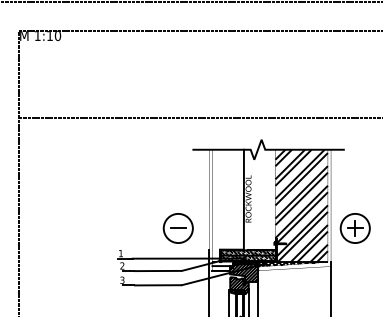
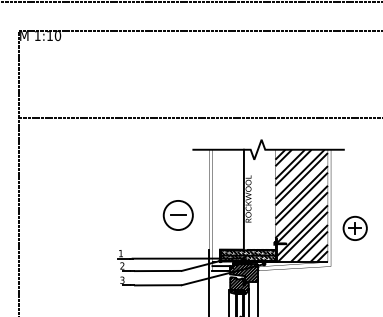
part position: (177, 228) -> (177, 215) (177, 215)
part size: 32x31 px -> 26x26 px (354, 227)
hatch: present -> none (288, 264)
line: present -> none (331, 287)
